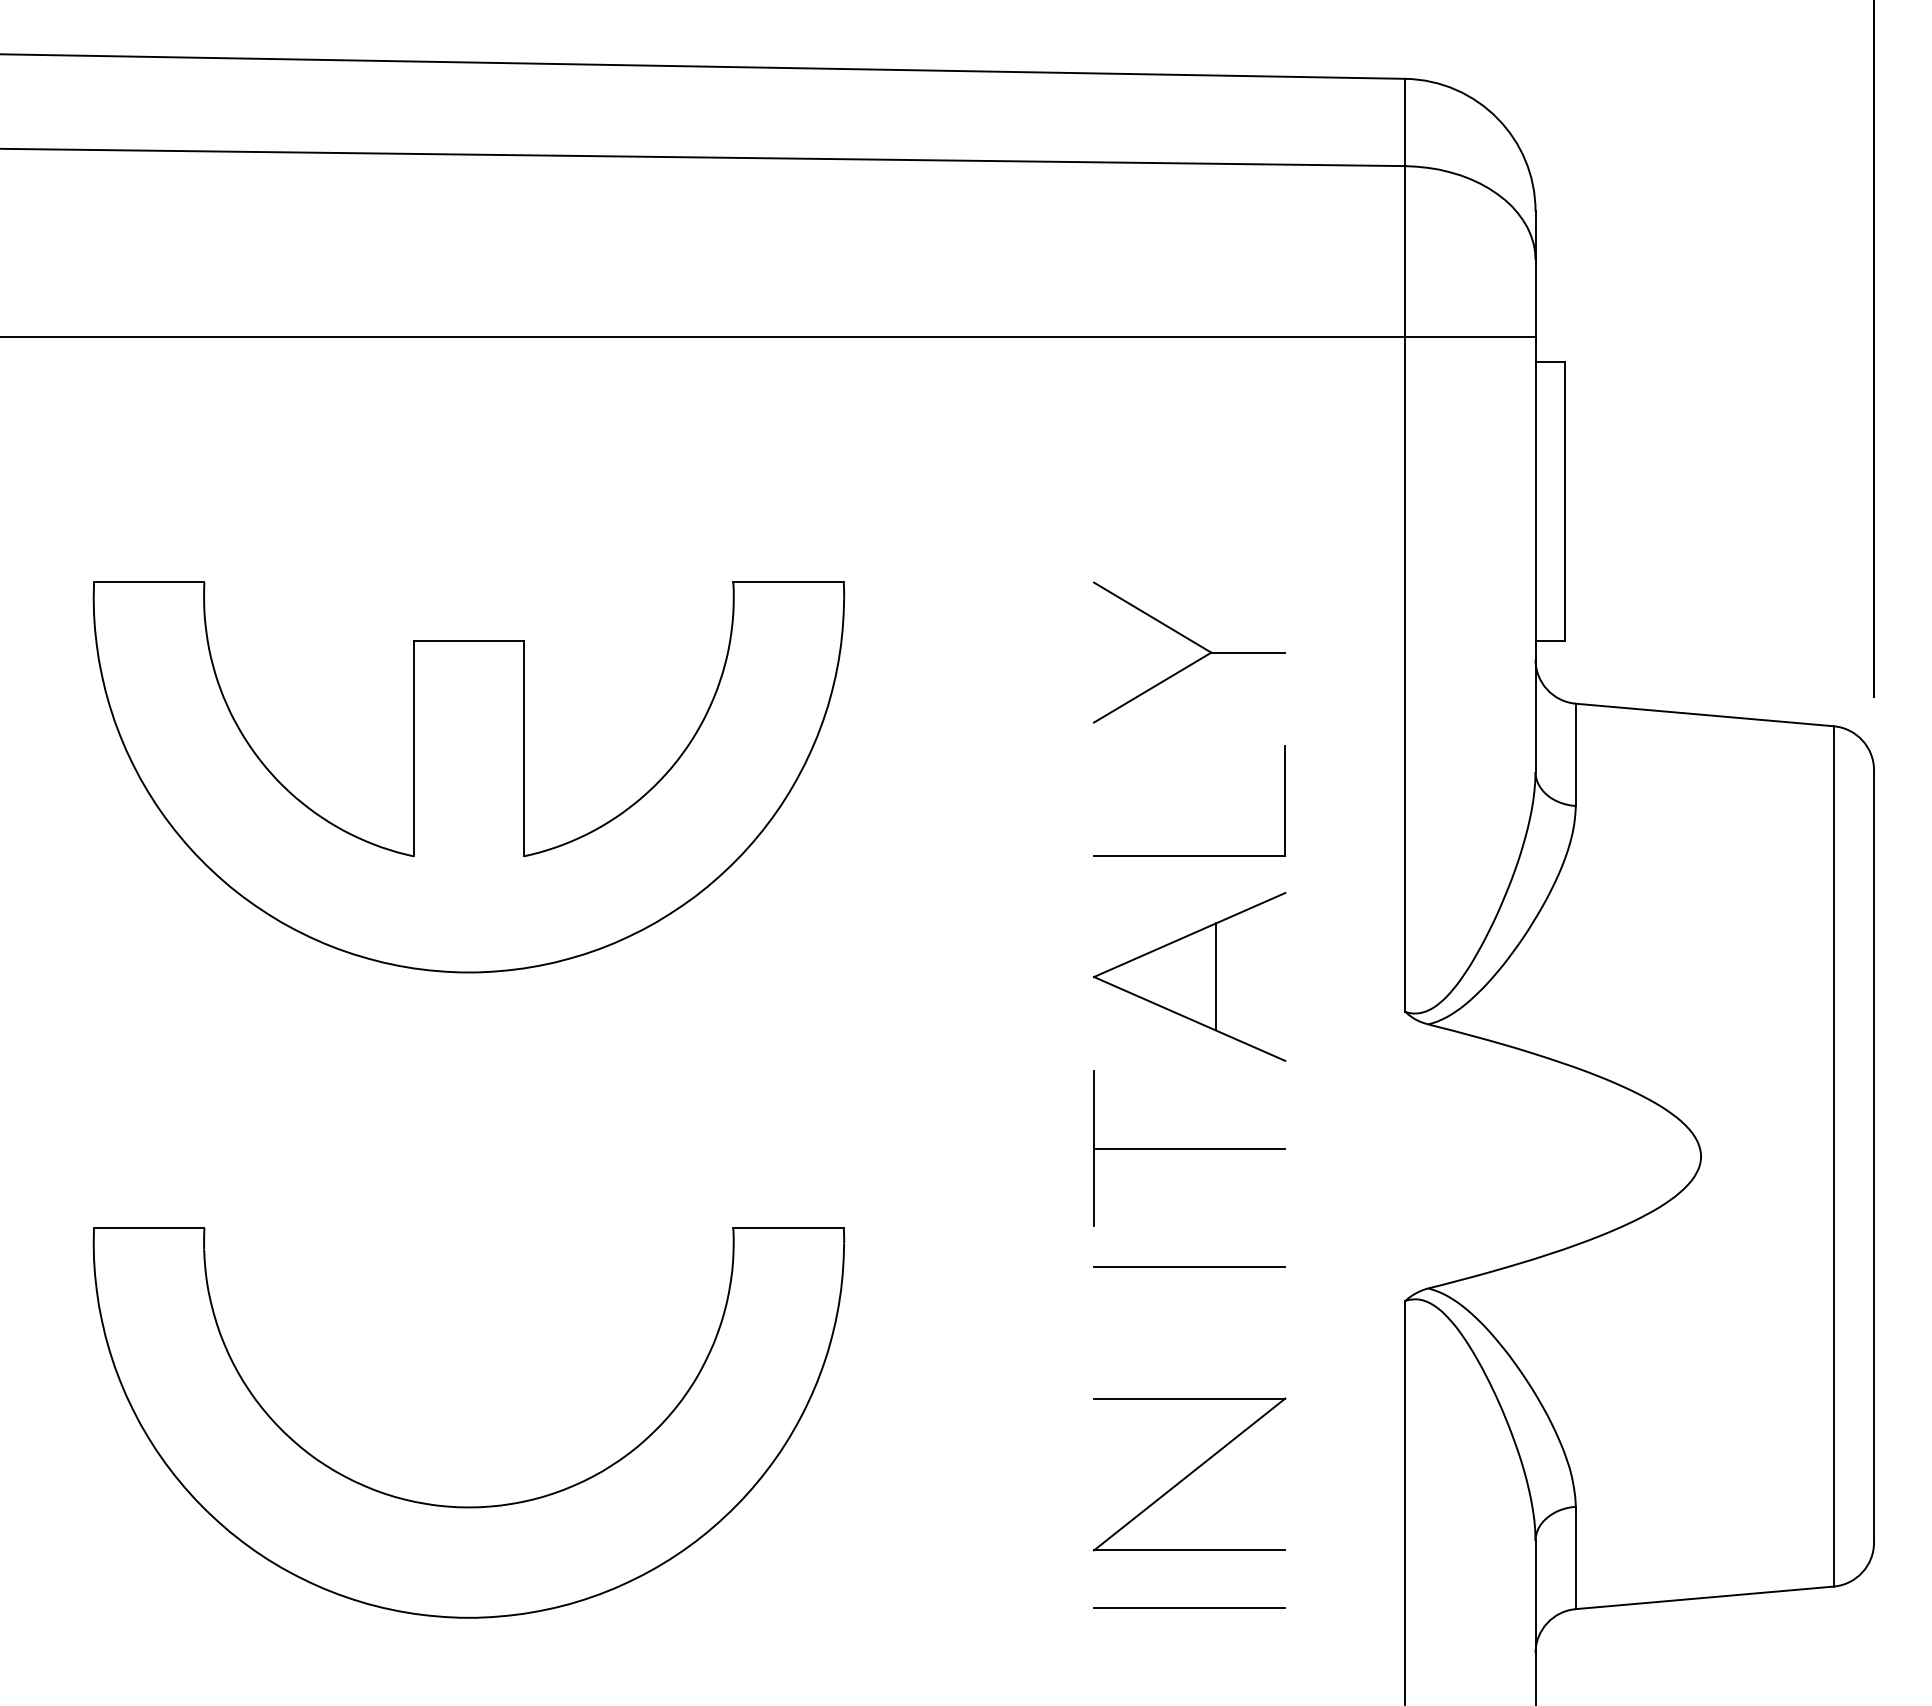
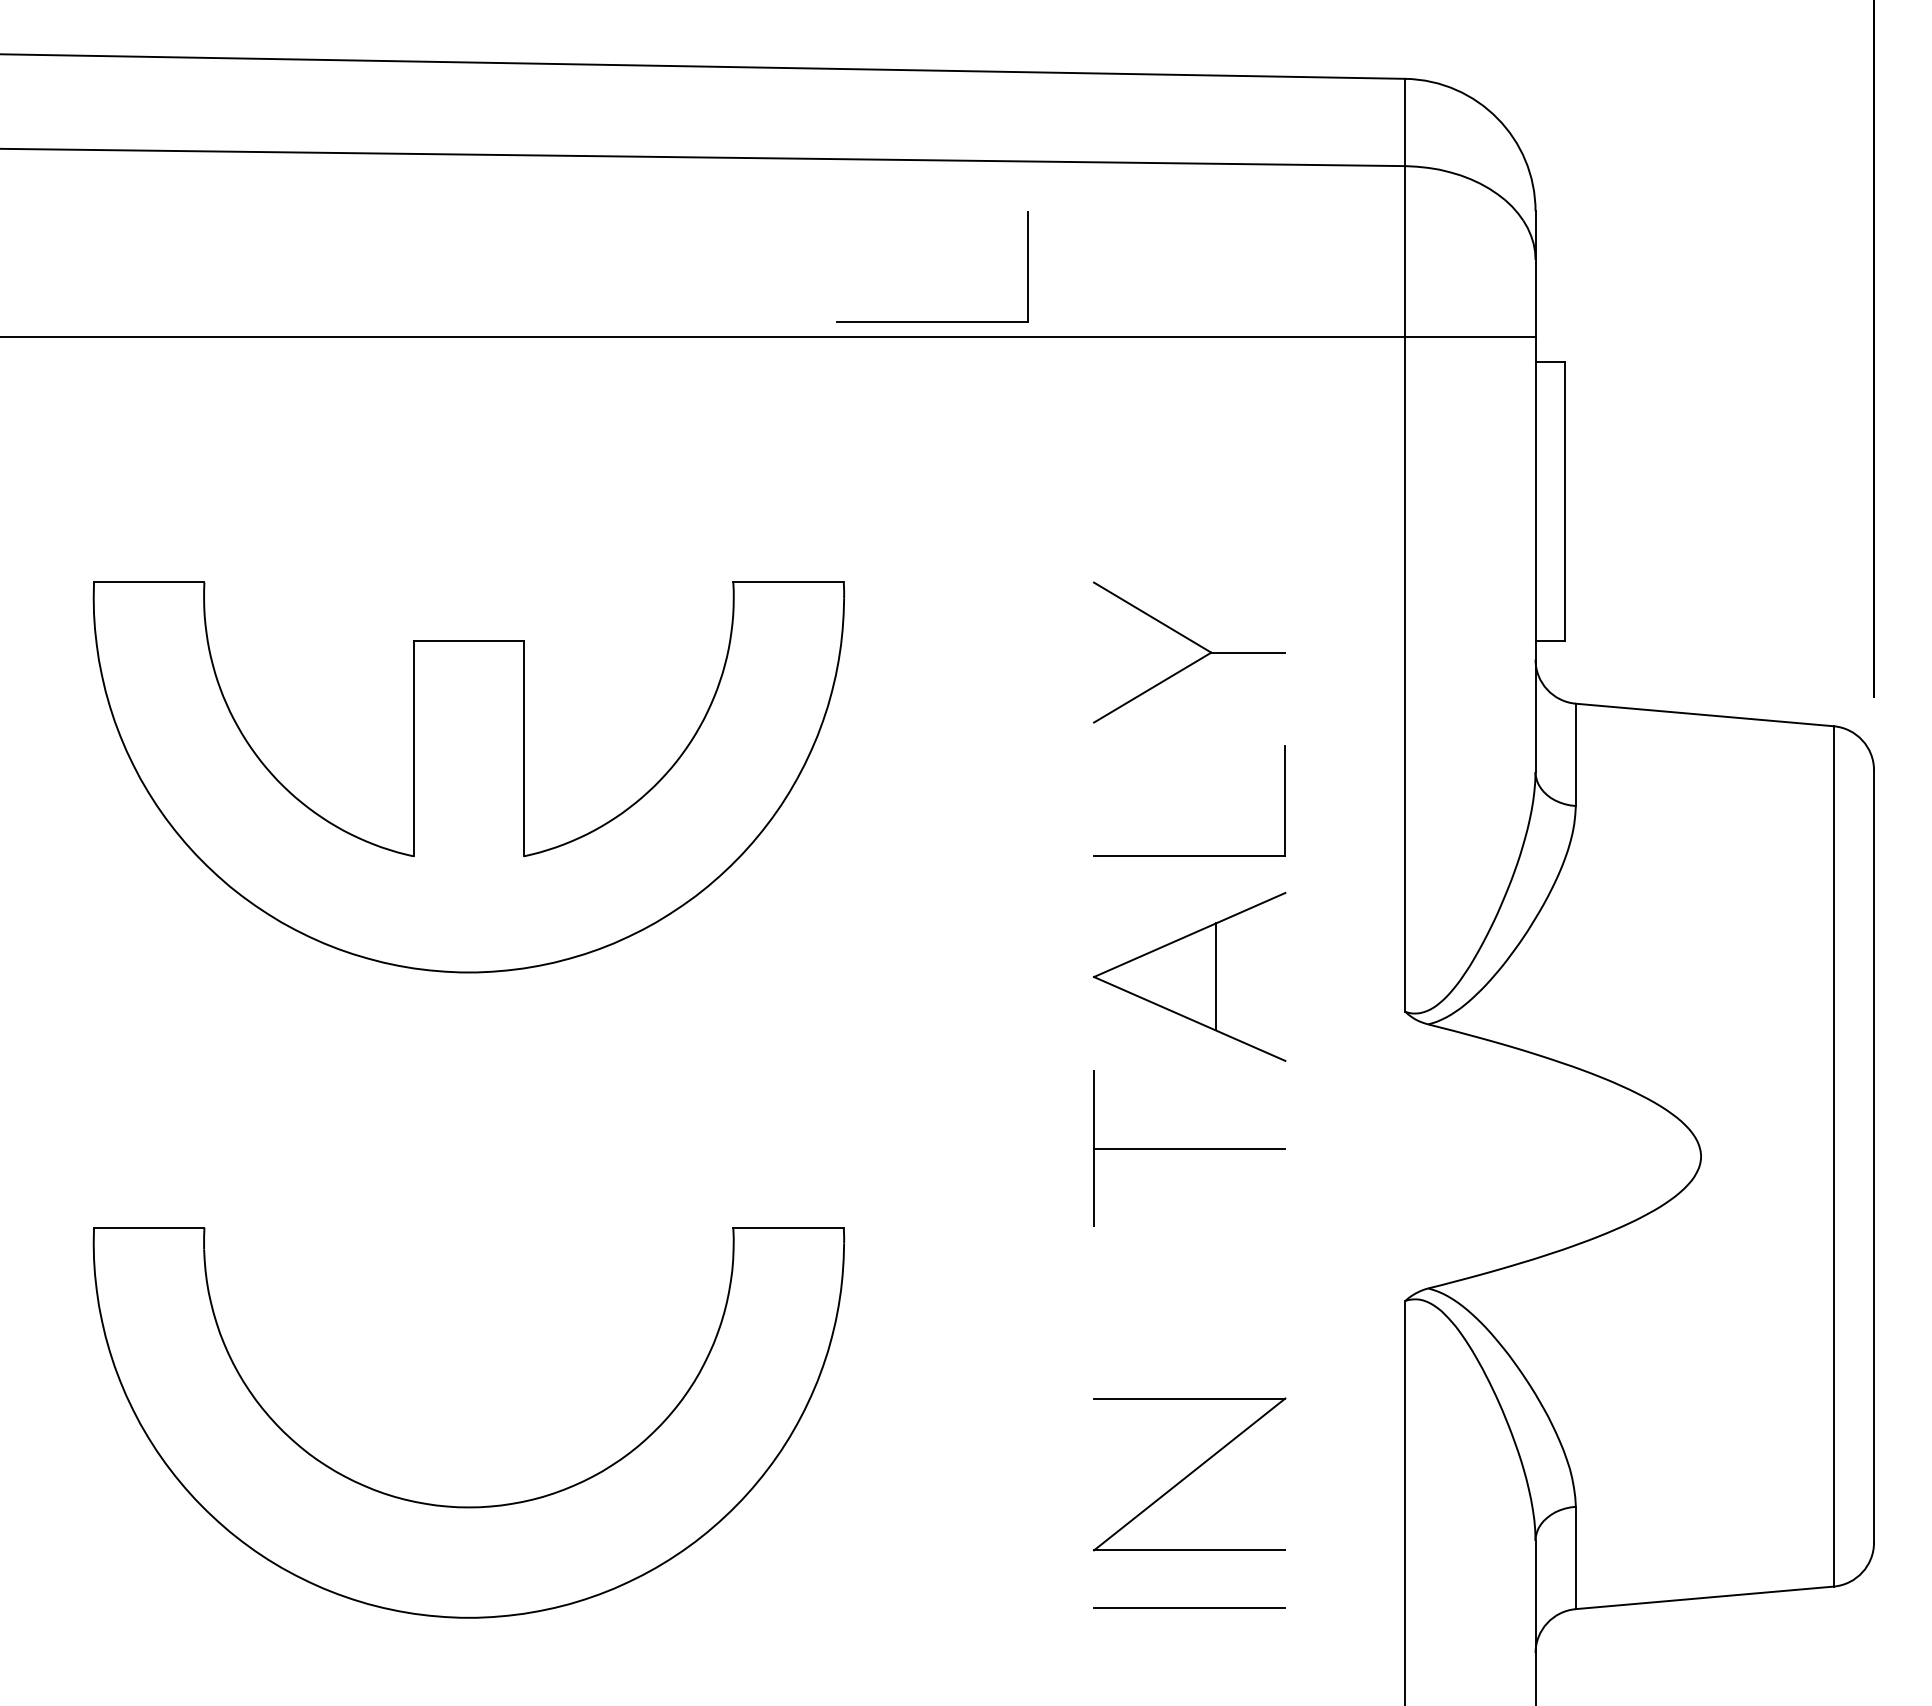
part: none -> present (932, 321)
line: present -> none (1189, 1266)
